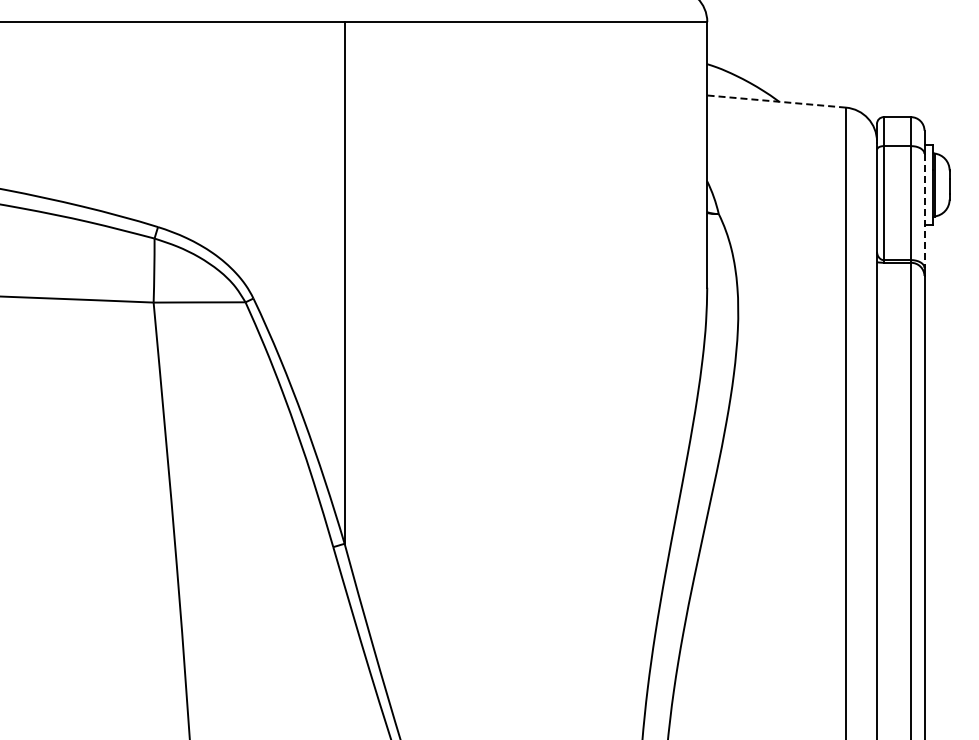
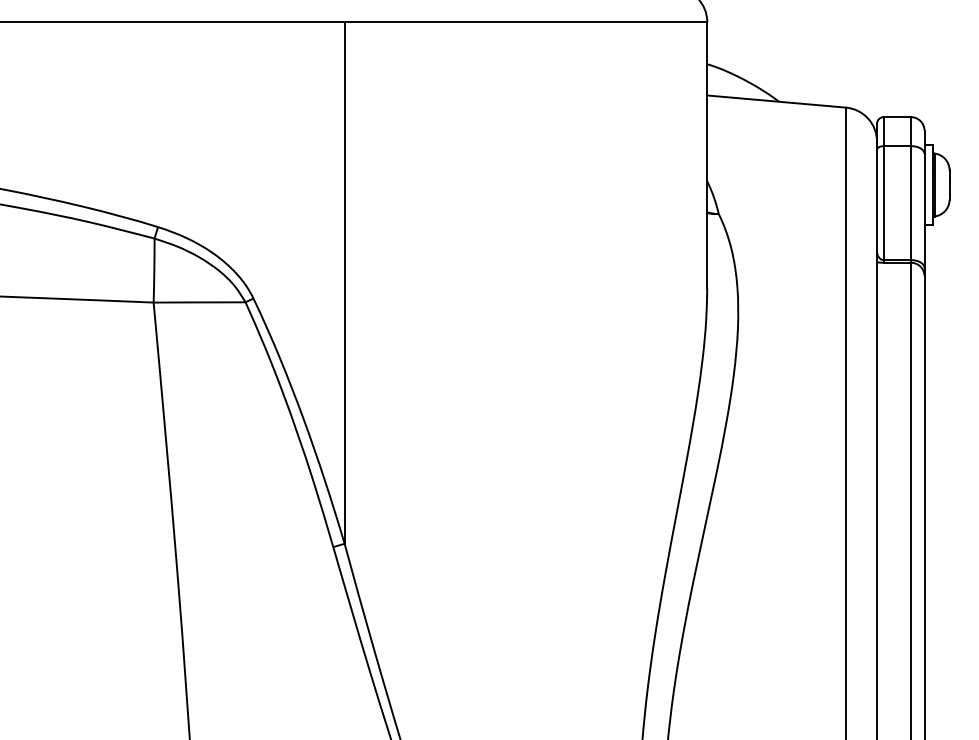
line: dashed -> solid (776, 101)
line: dashed -> solid (924, 211)
